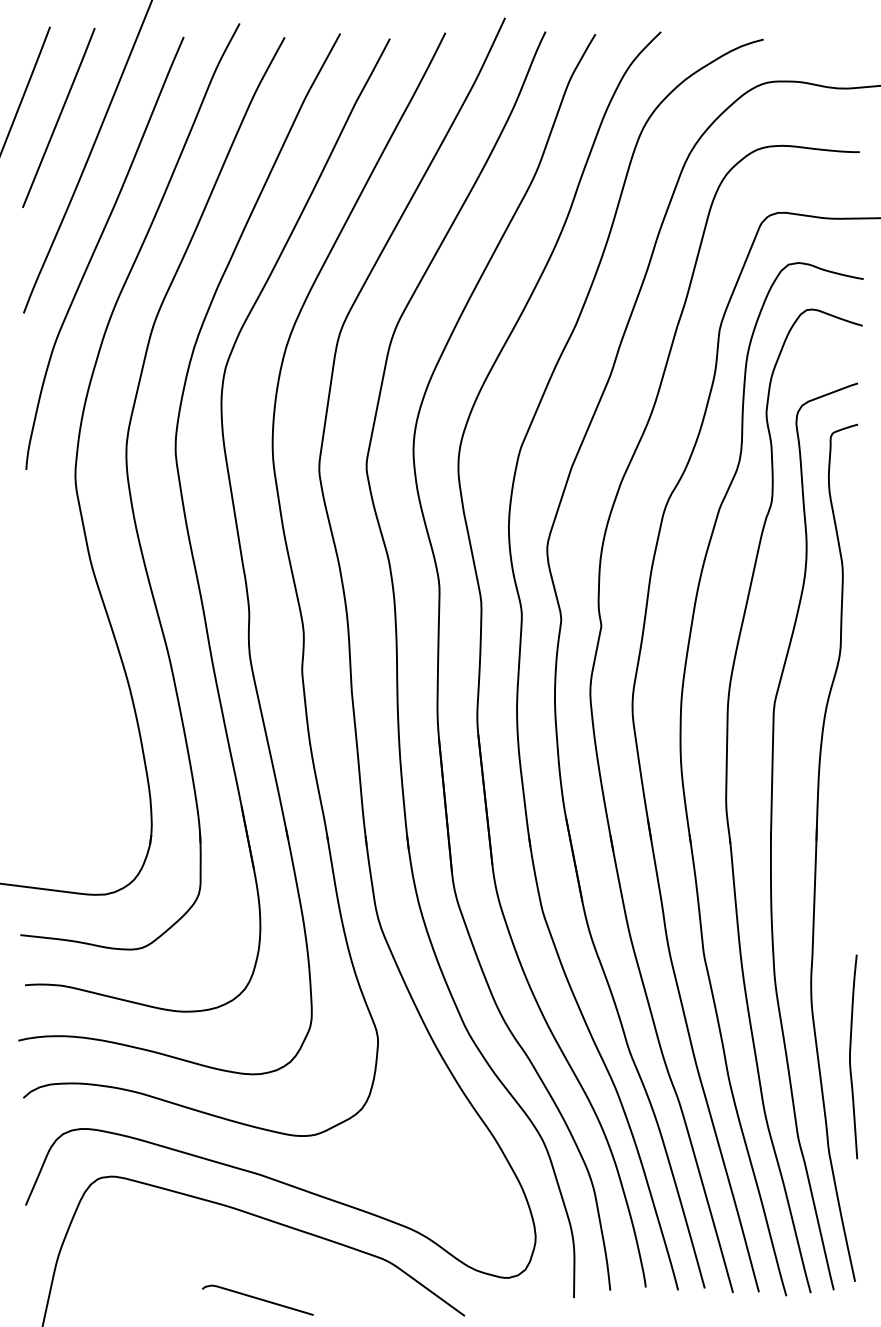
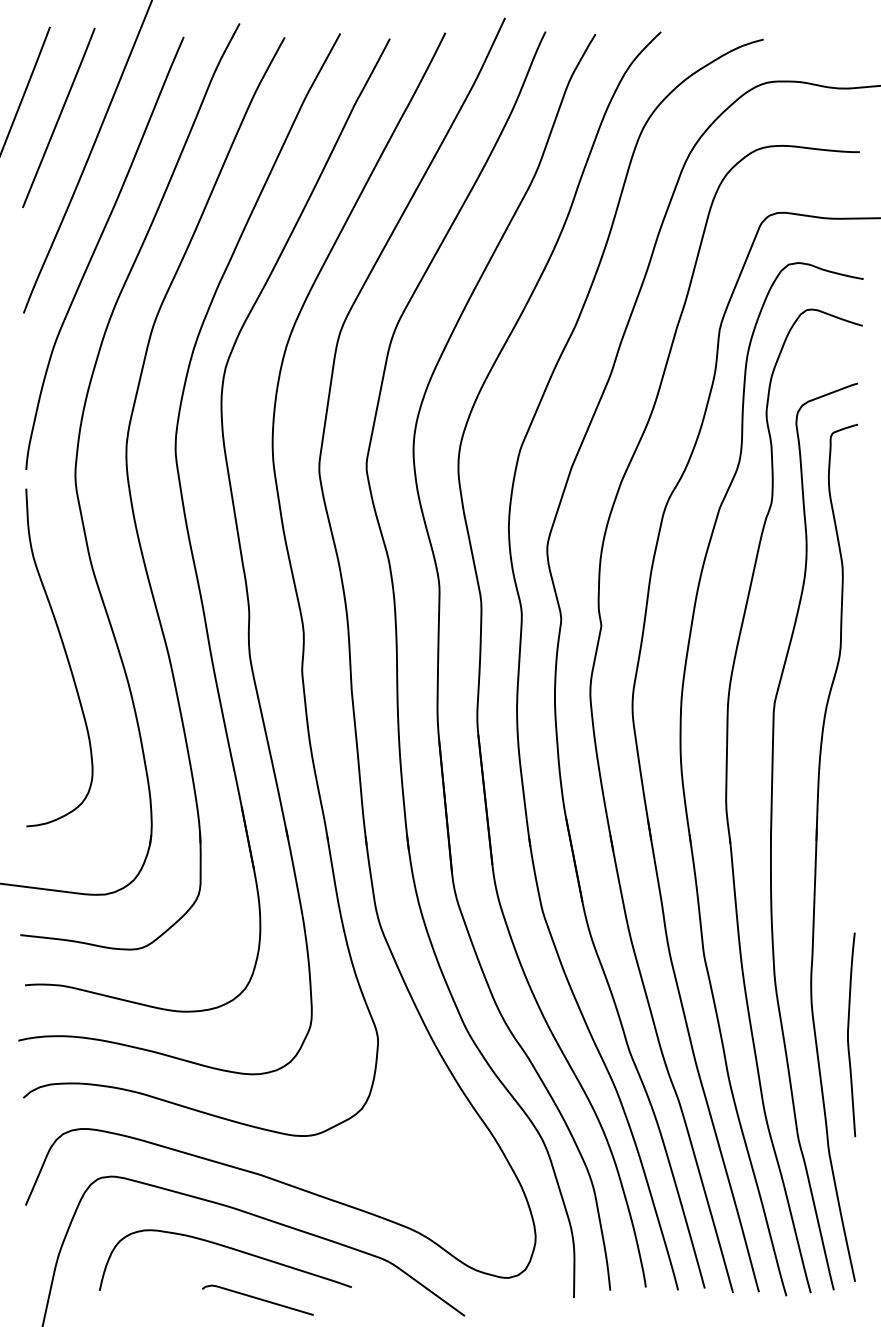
curve: none -> present (65, 655)
curve position: (850, 1056) -> (848, 1034) (848, 1034)
curve: none -> present (227, 1248)
